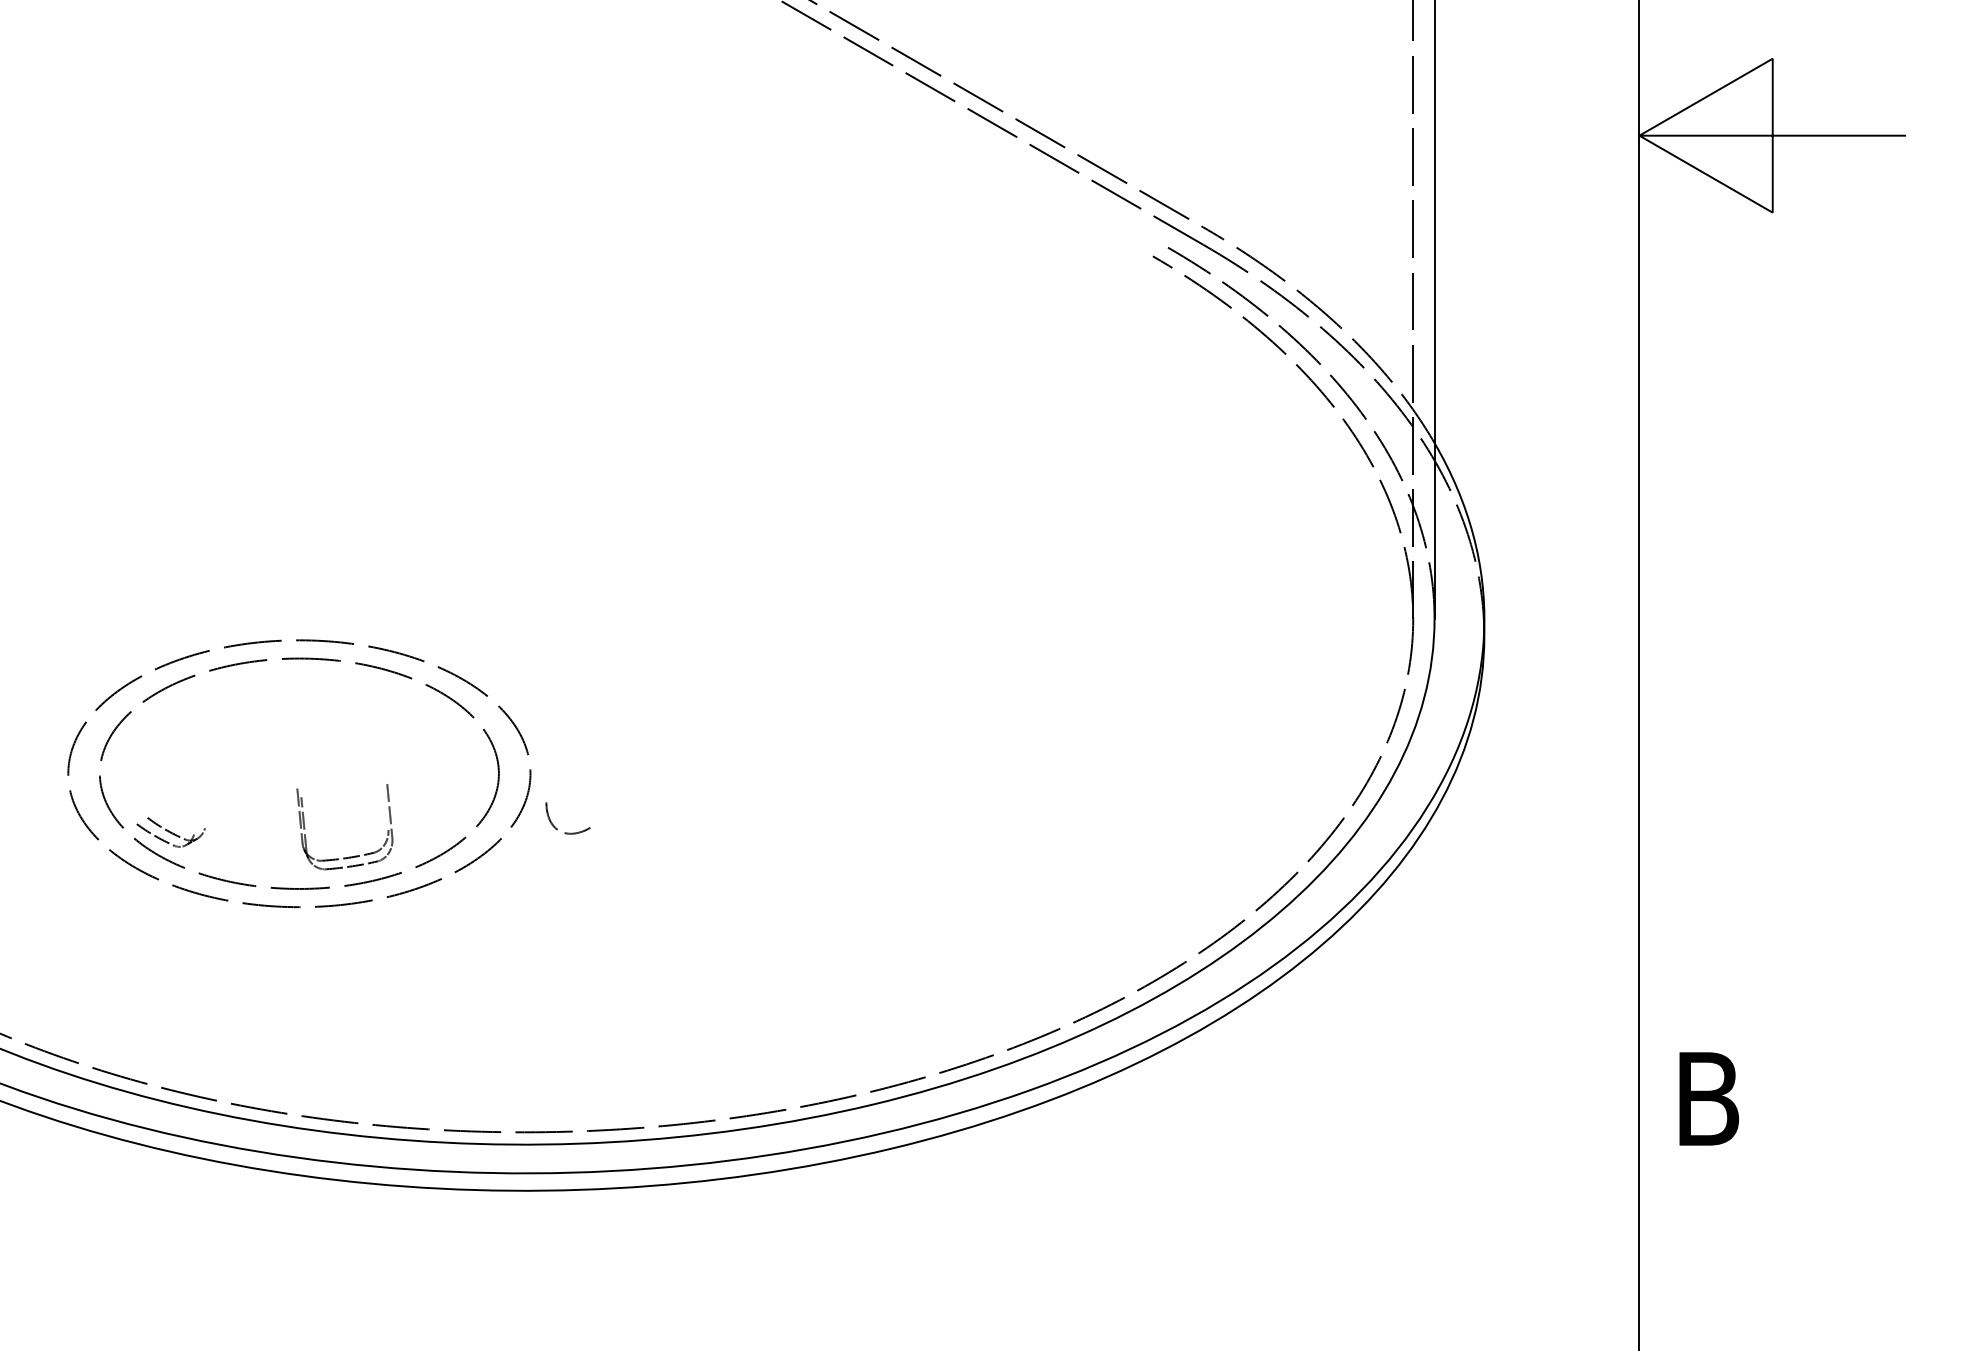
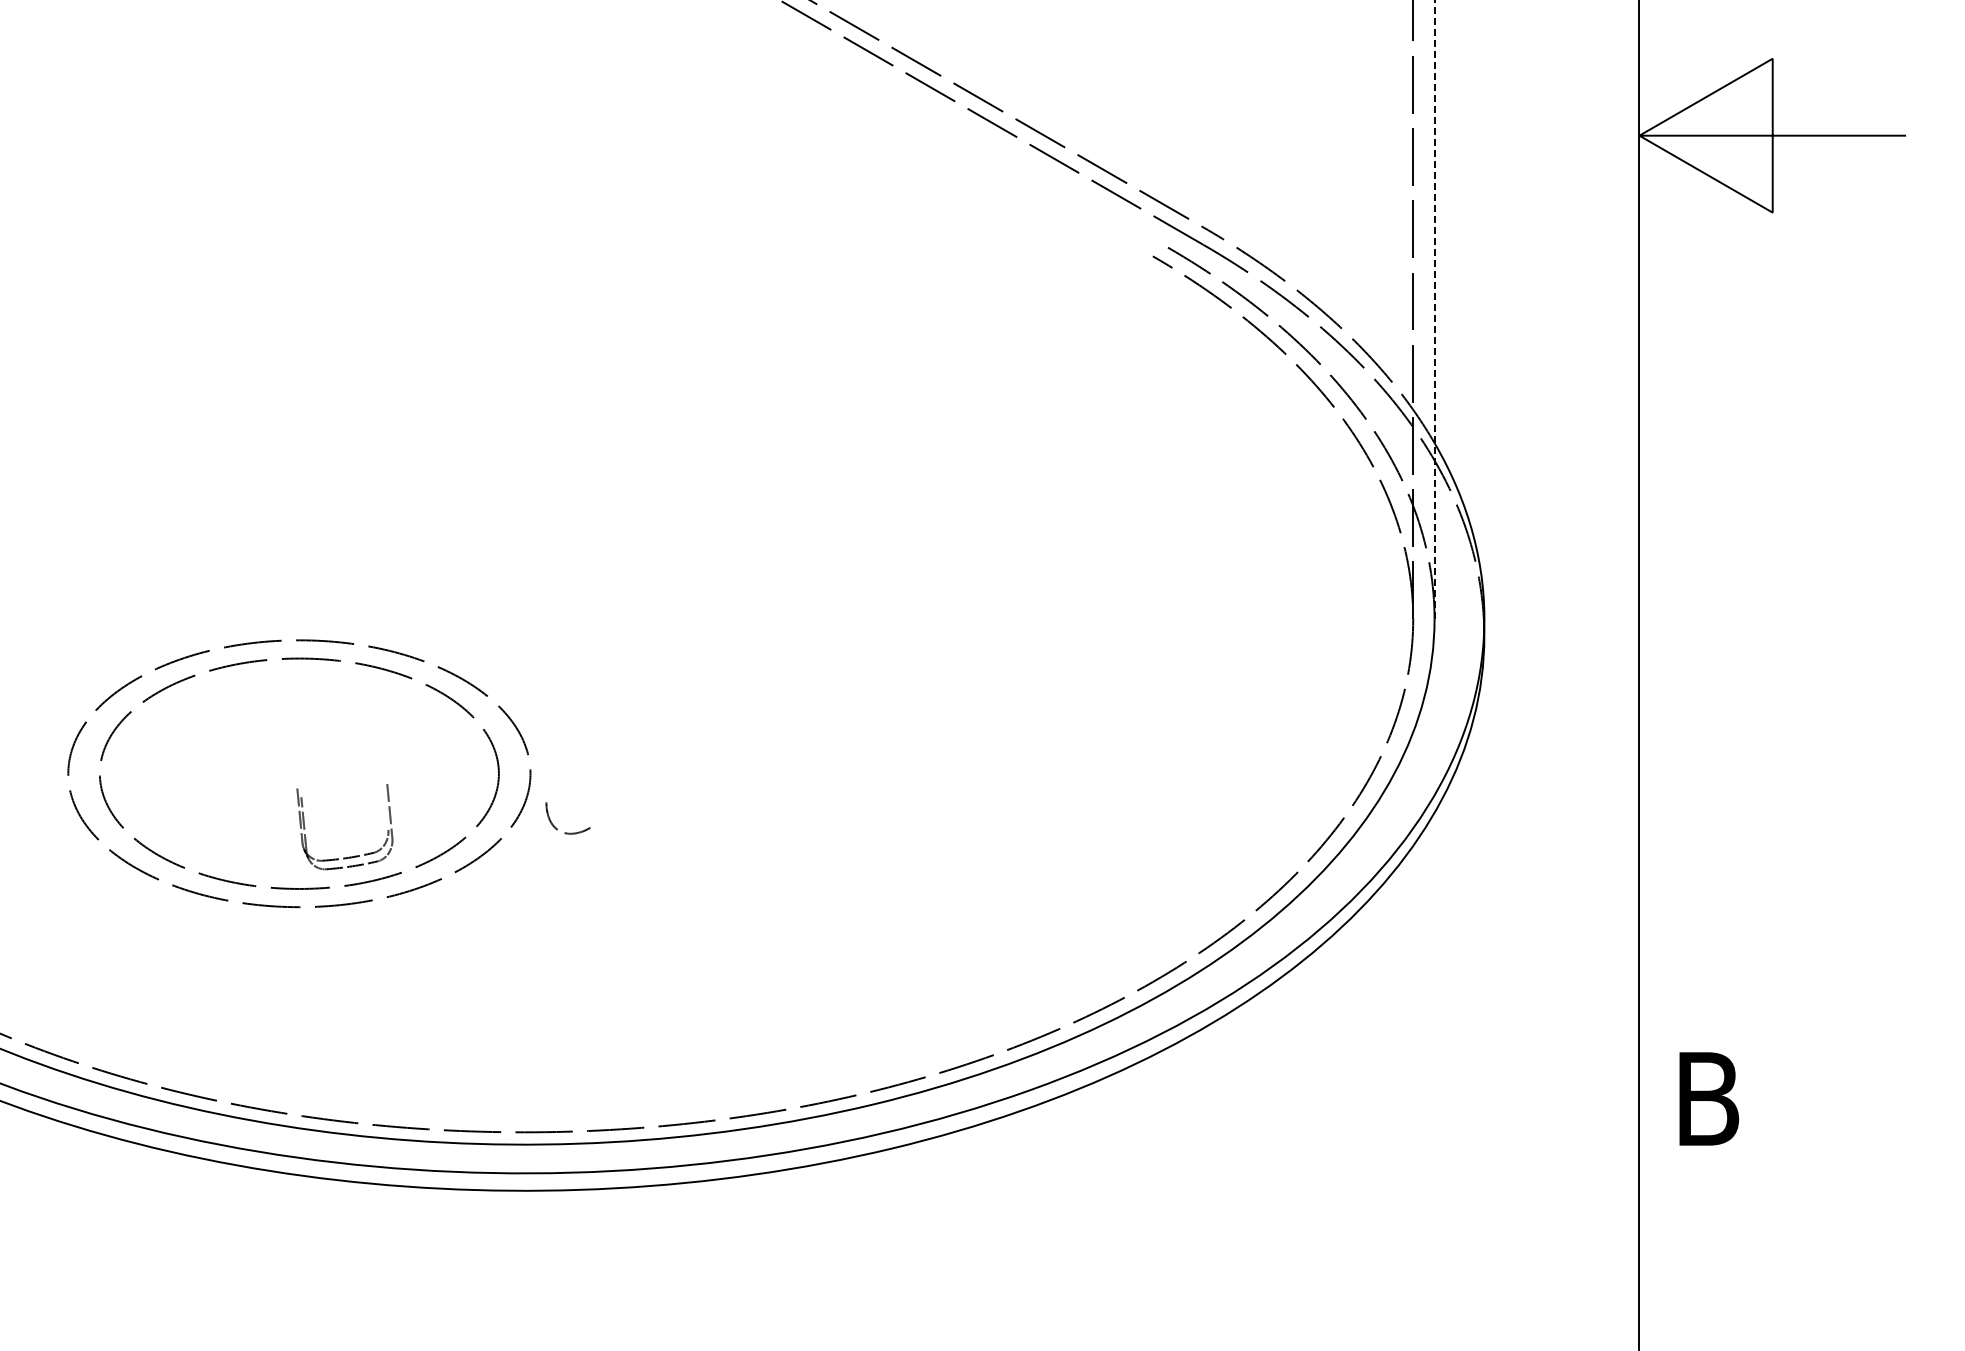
line: solid -> dashed (1434, 309)
part: present -> none (170, 832)
